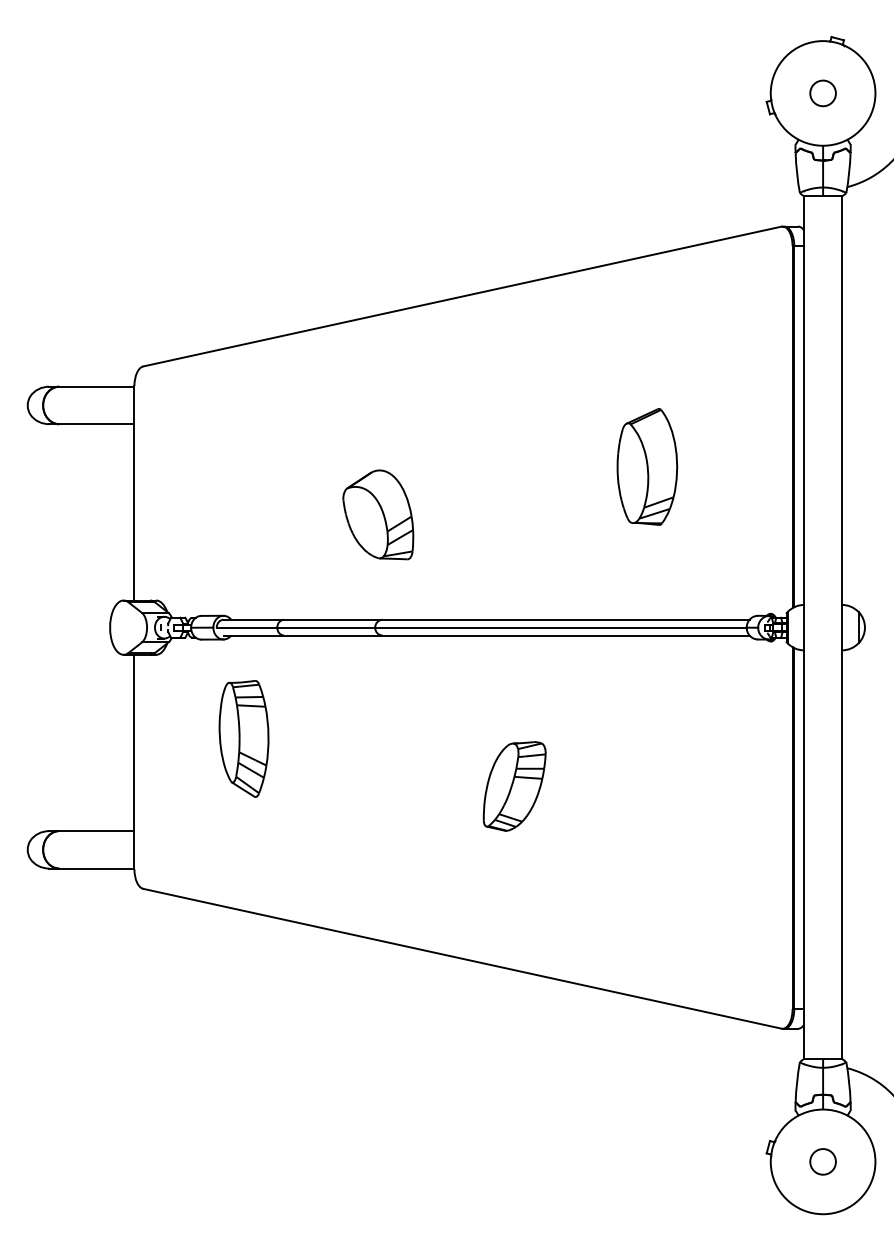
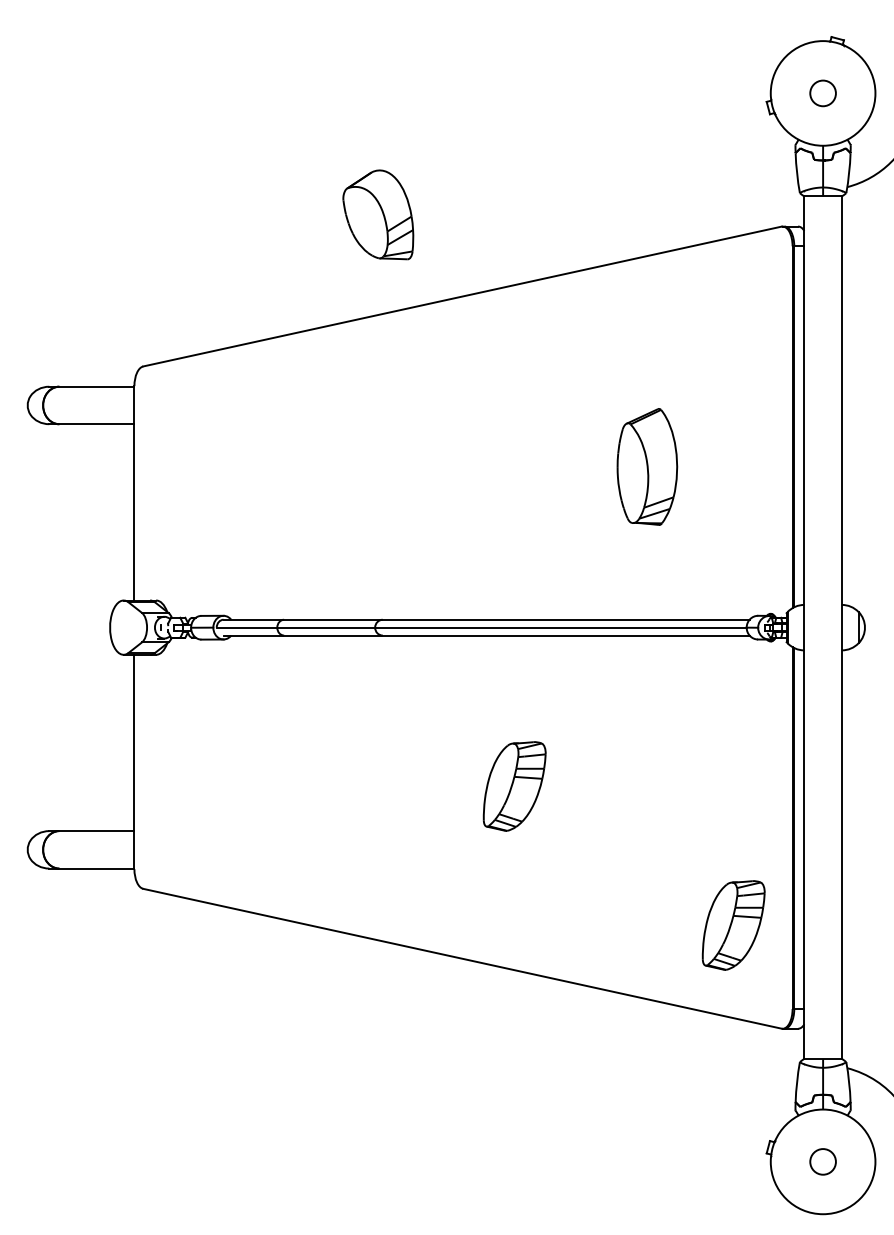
part position: (378, 514) -> (378, 214) (378, 214)
part: present -> none (243, 738)
part: none -> present (733, 925)
